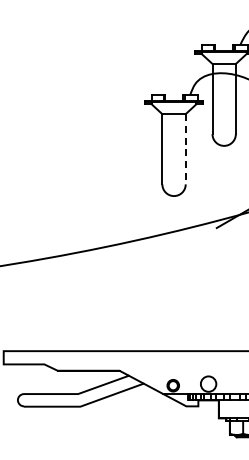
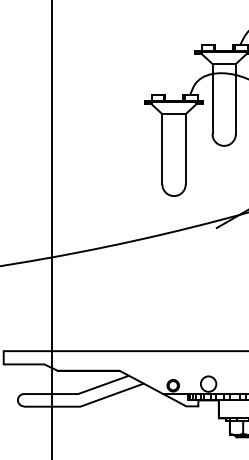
line: dashed -> solid (185, 149)
line: none -> present (51, 229)
